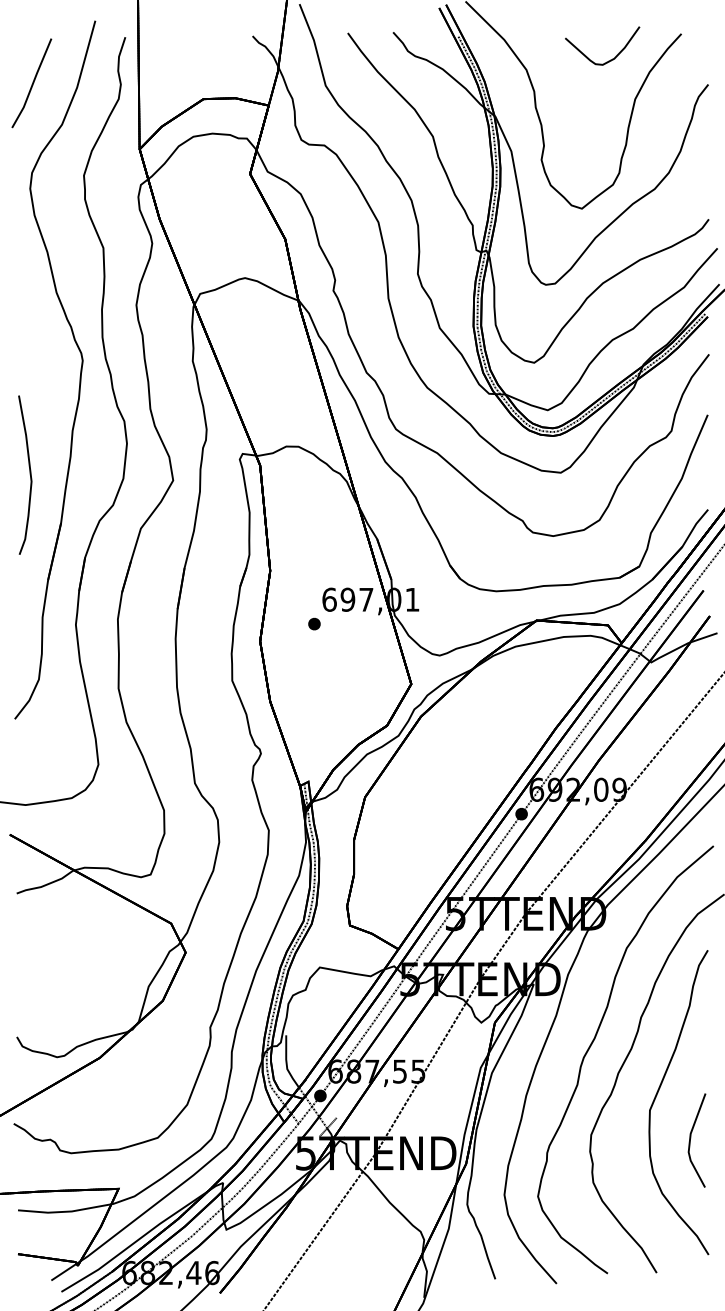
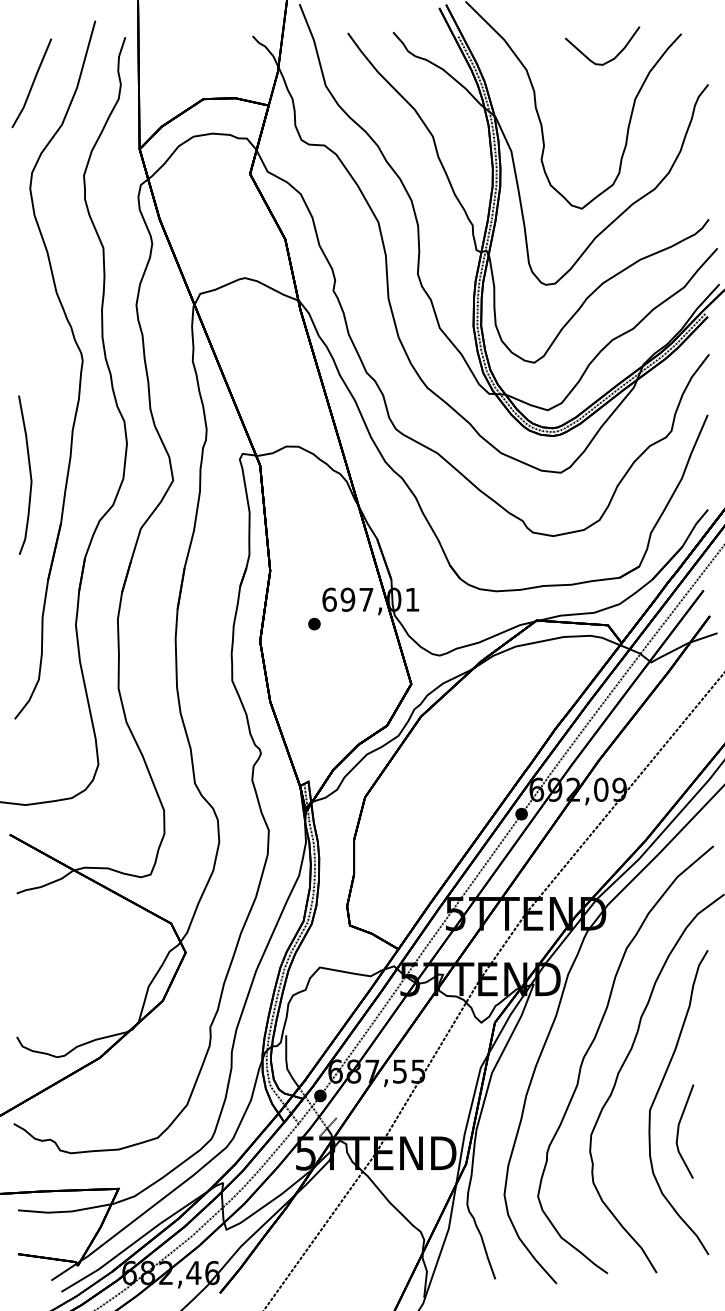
line position: (691, 1138) -> (679, 1129) (679, 1129)
